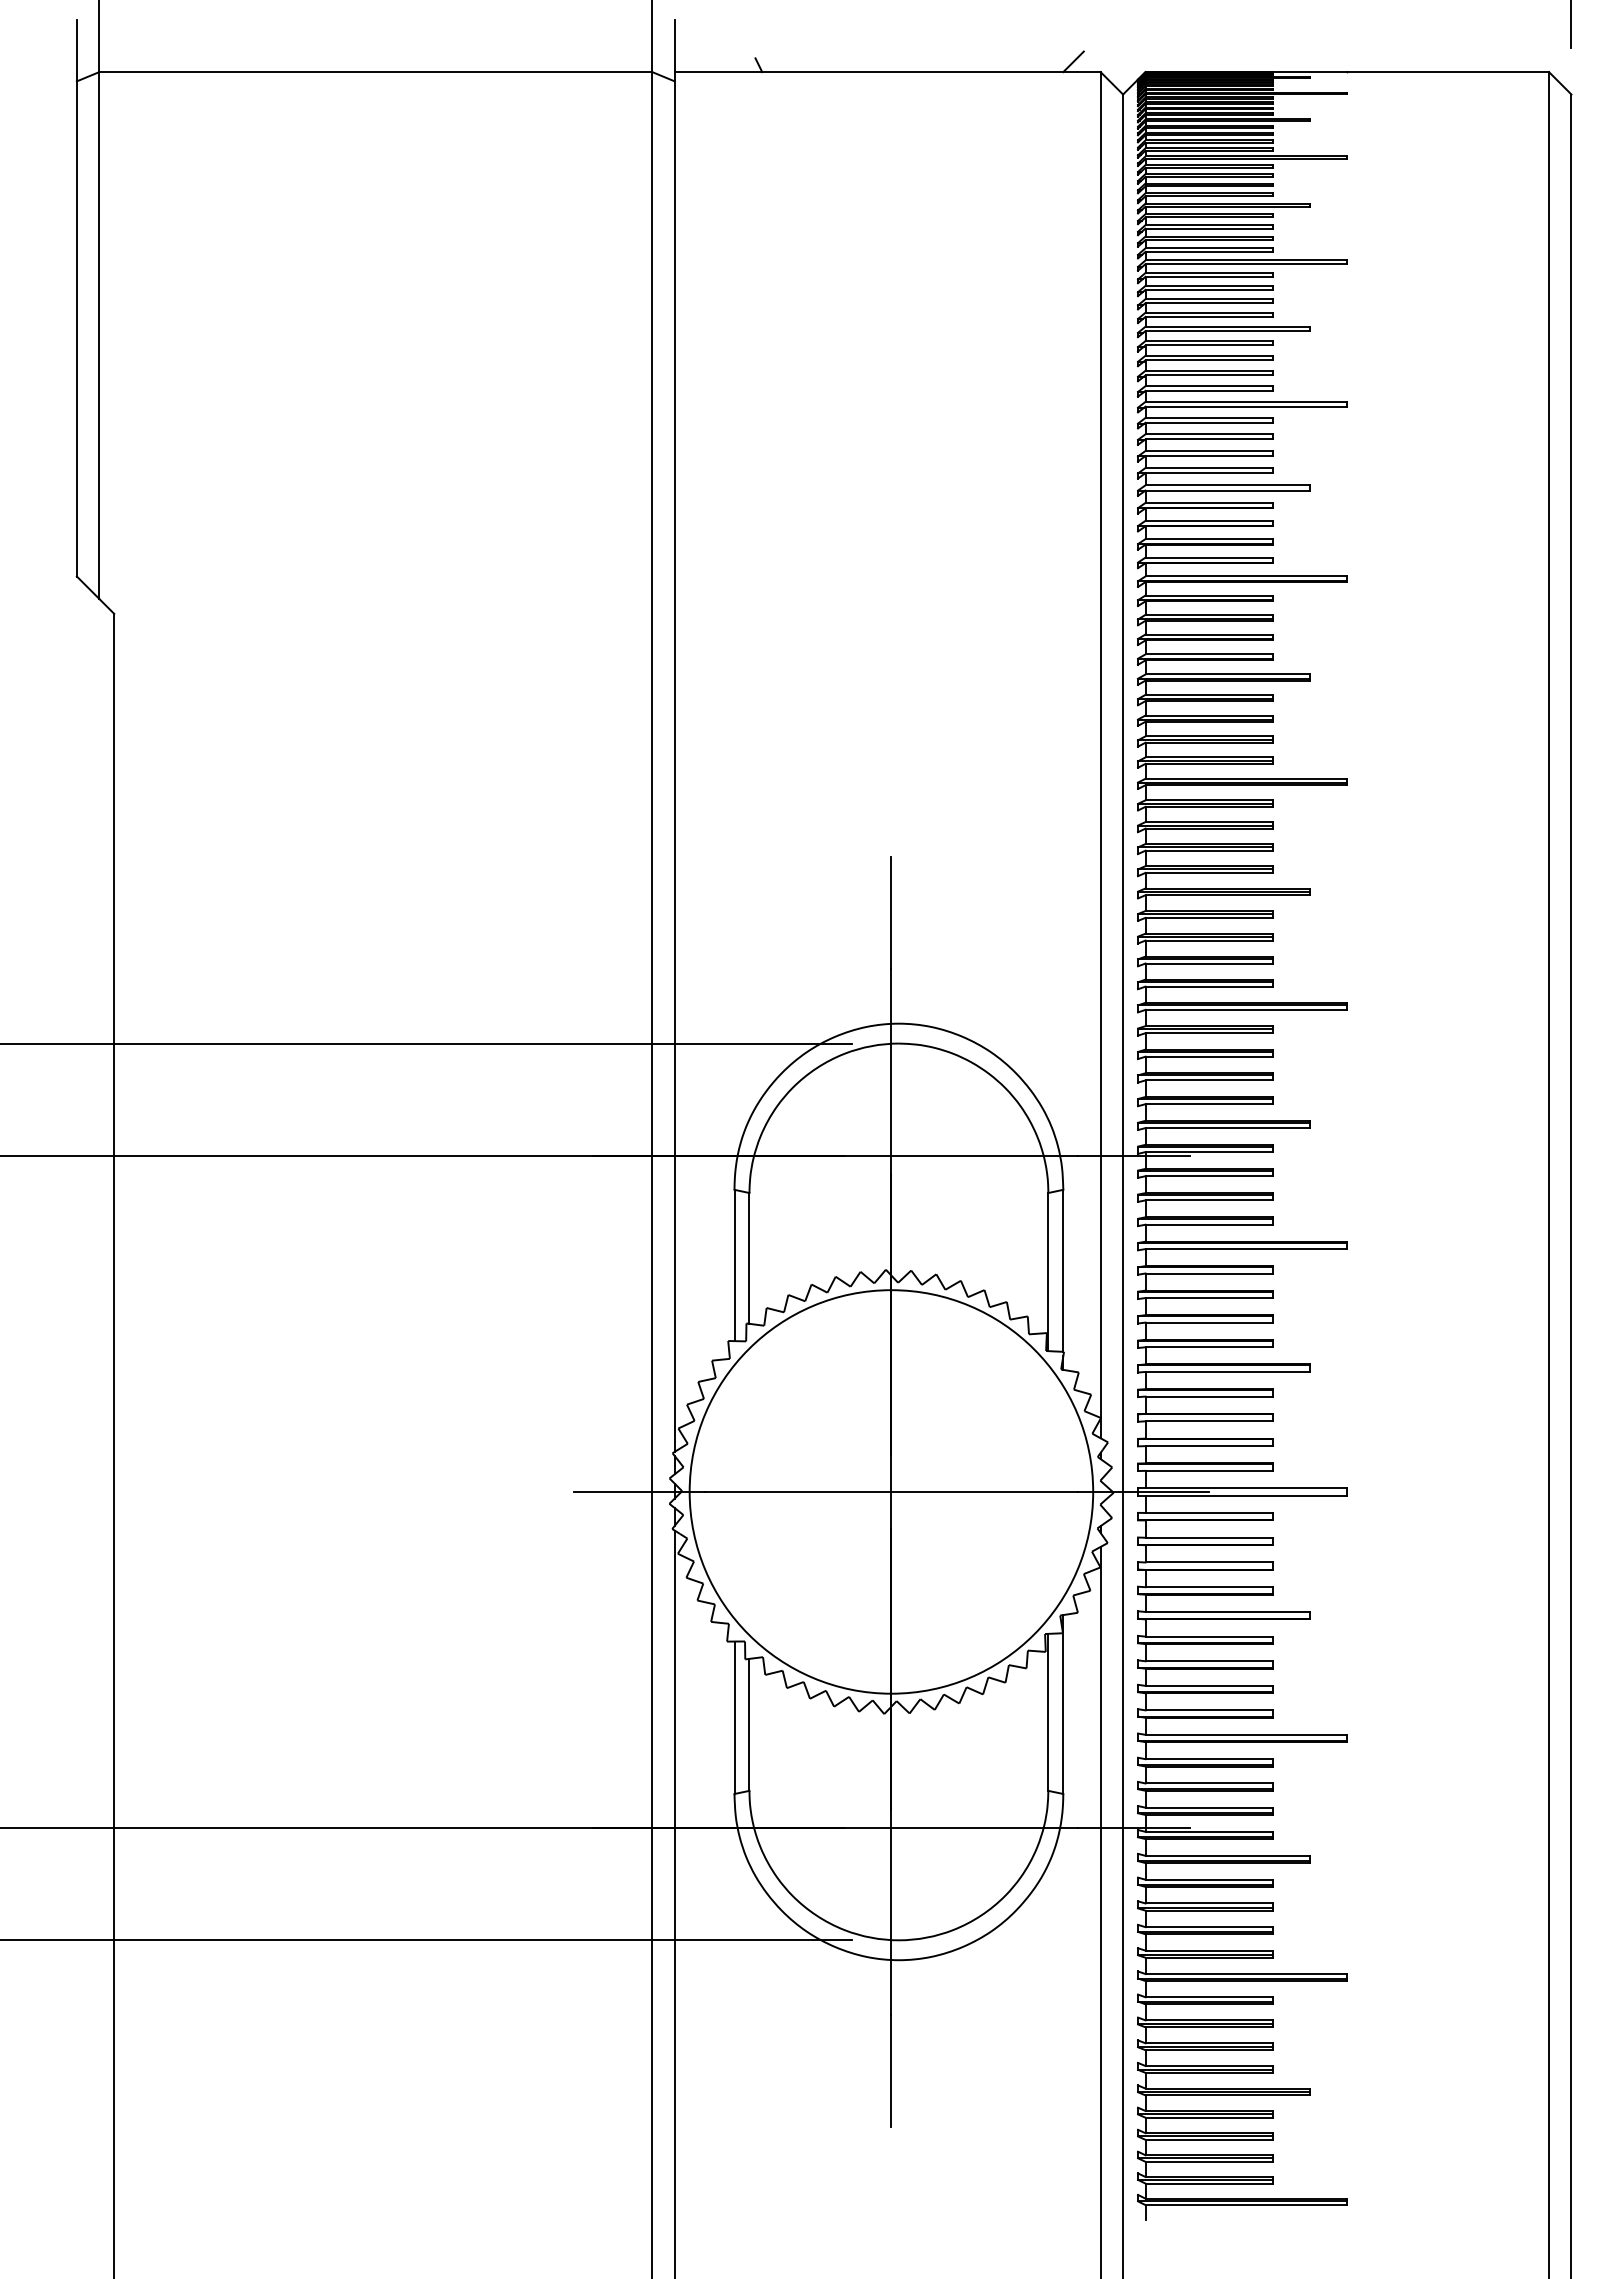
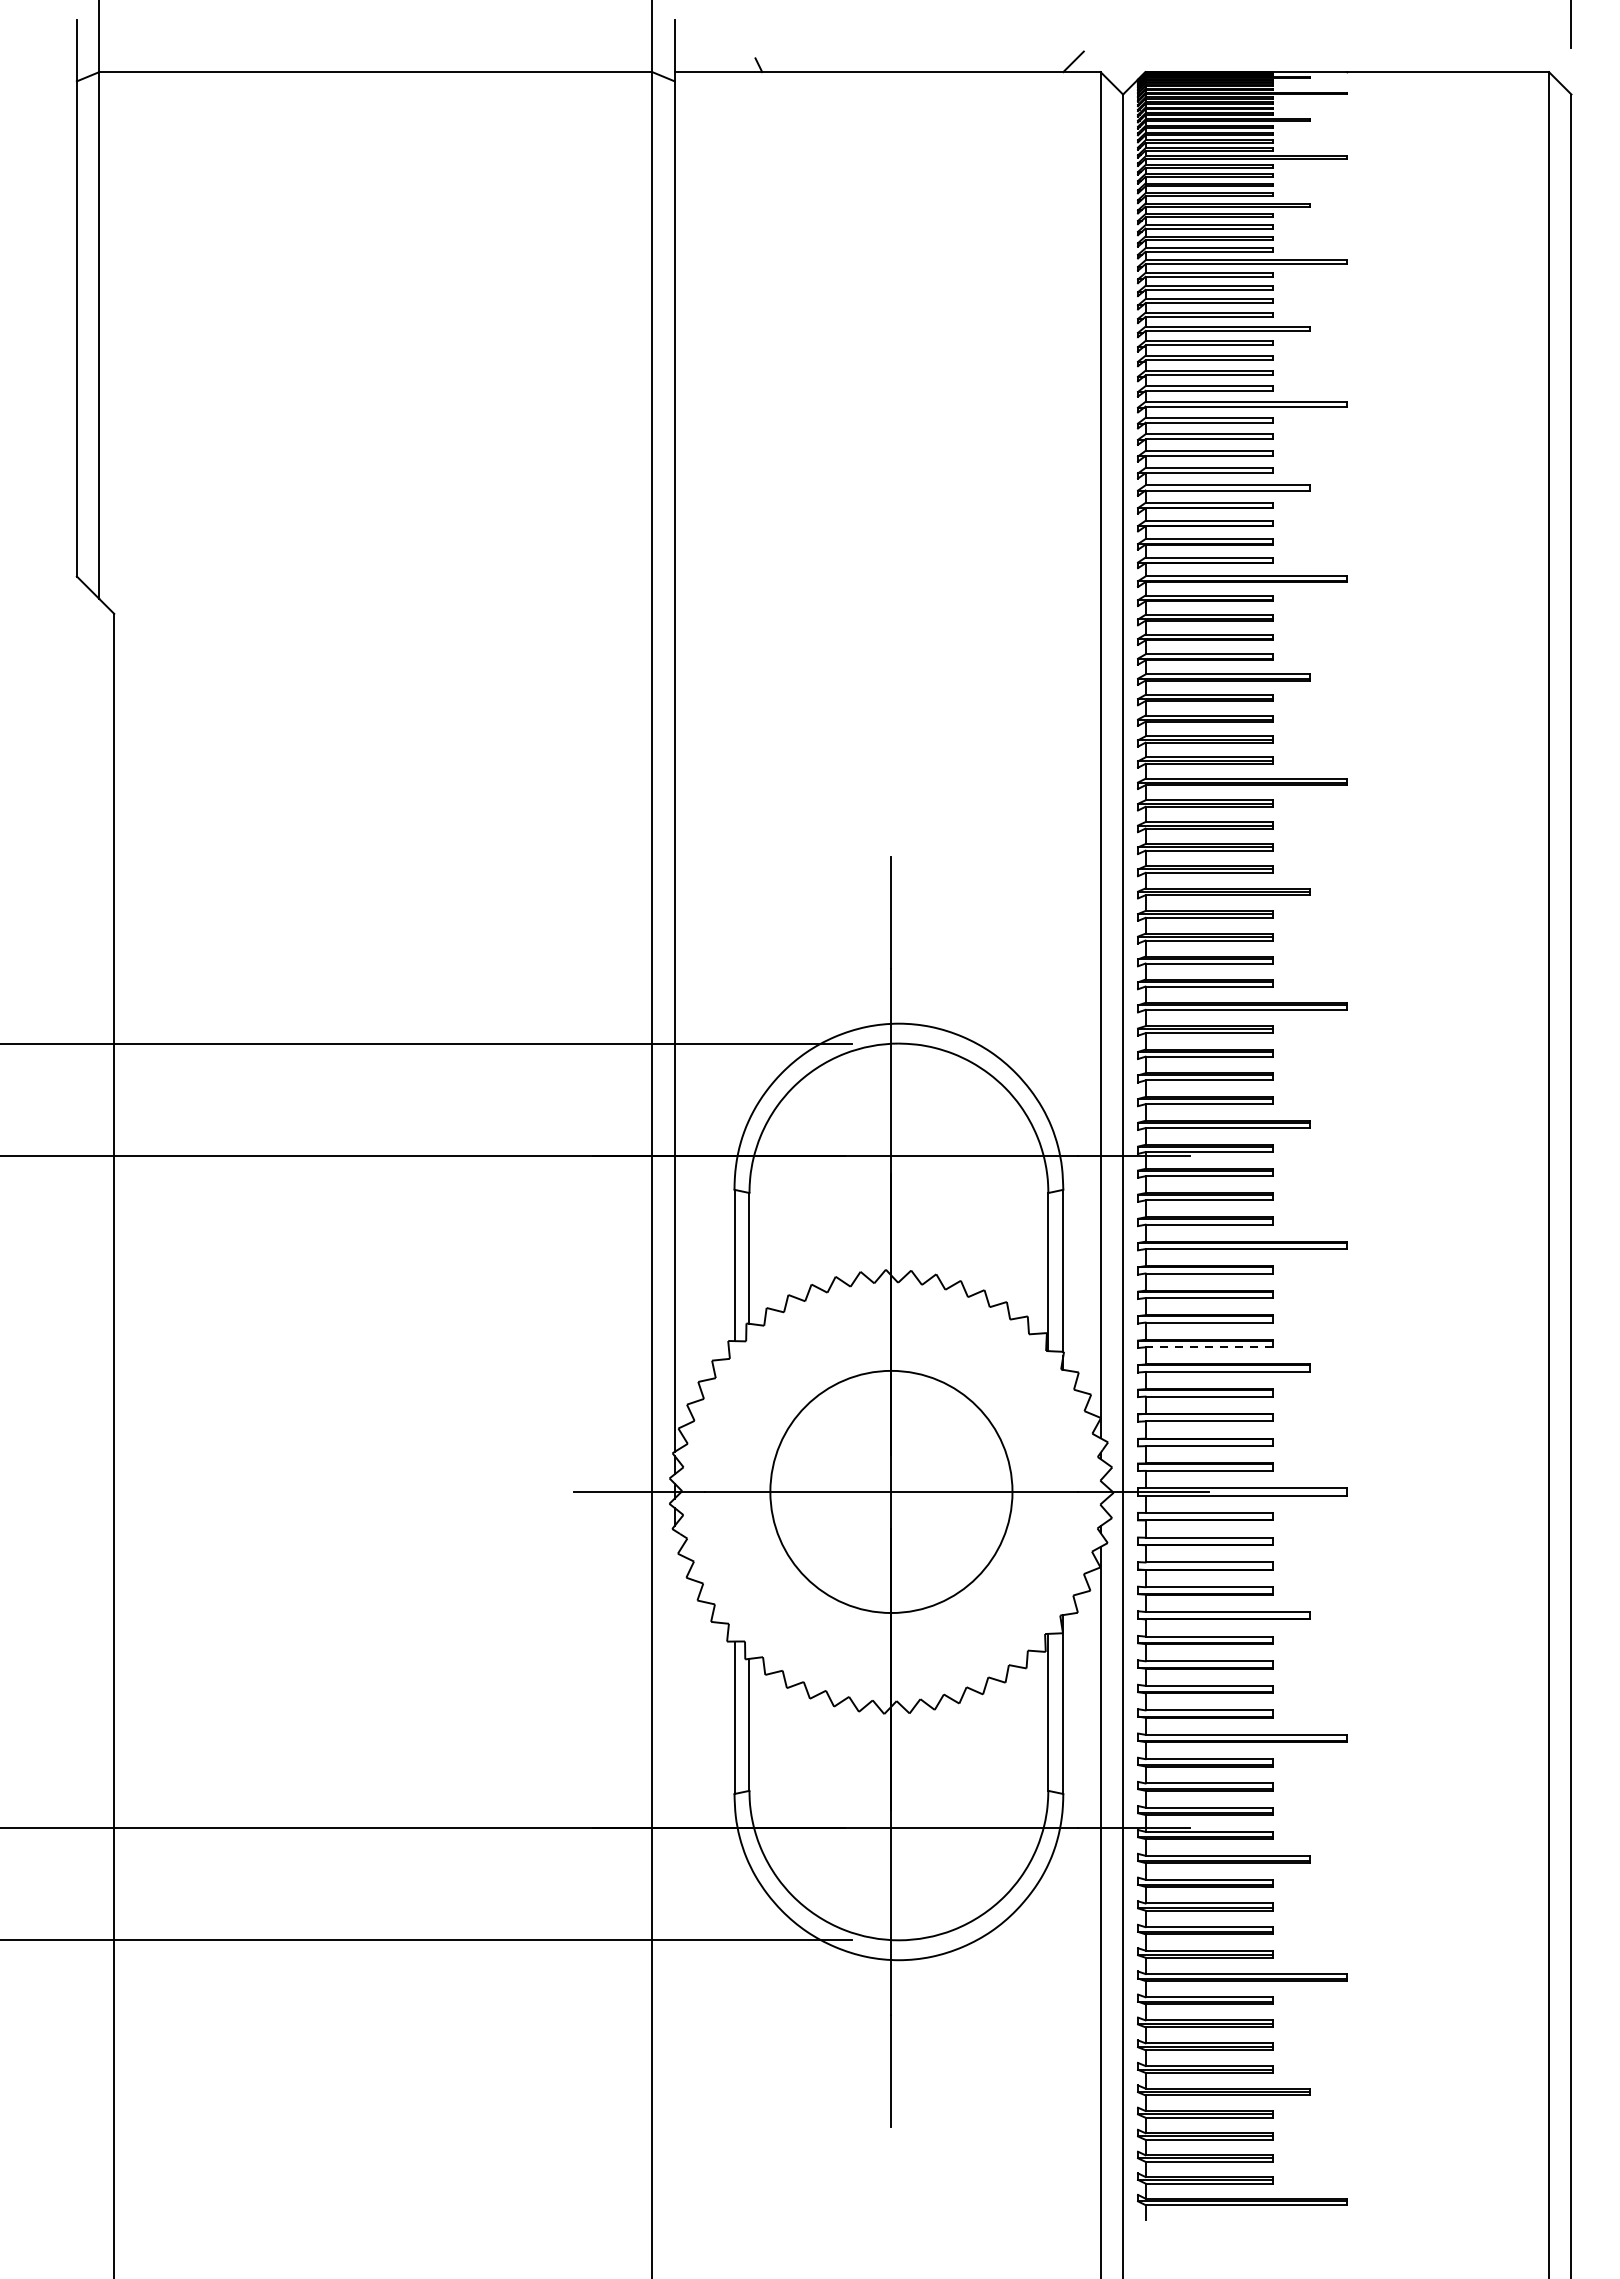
line: solid -> dashed (1209, 1347)
circle diameter: 404 px -> 242 px (891, 1491)
line: present -> none (674, 1902)
